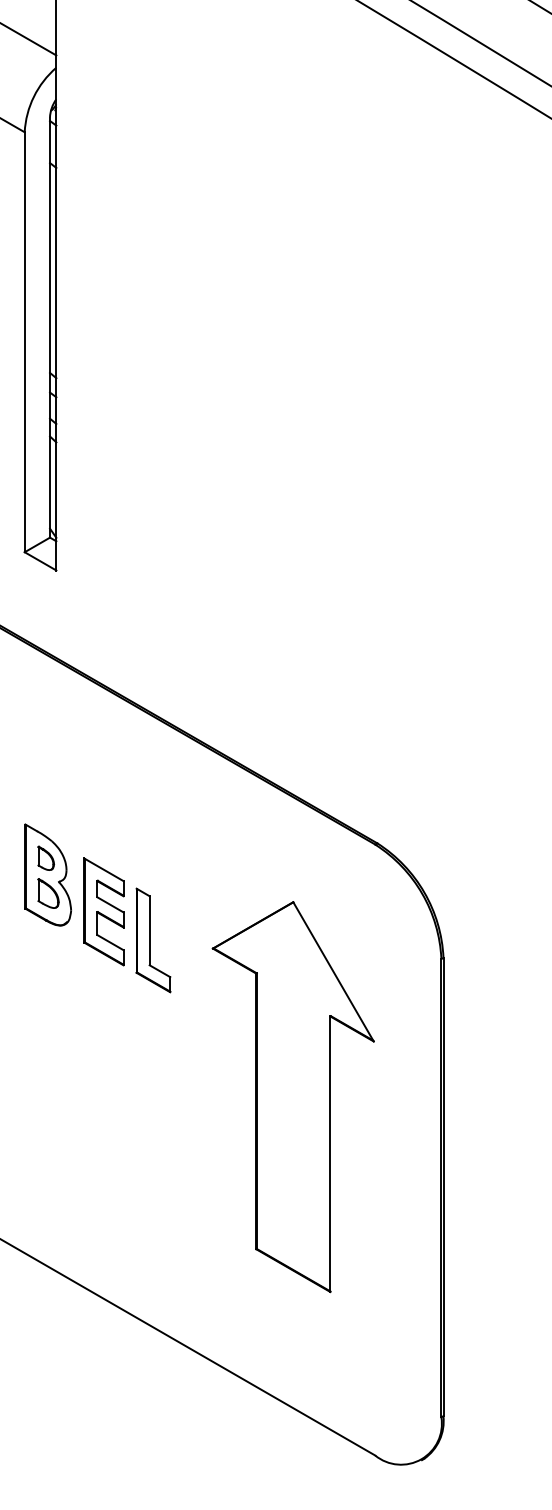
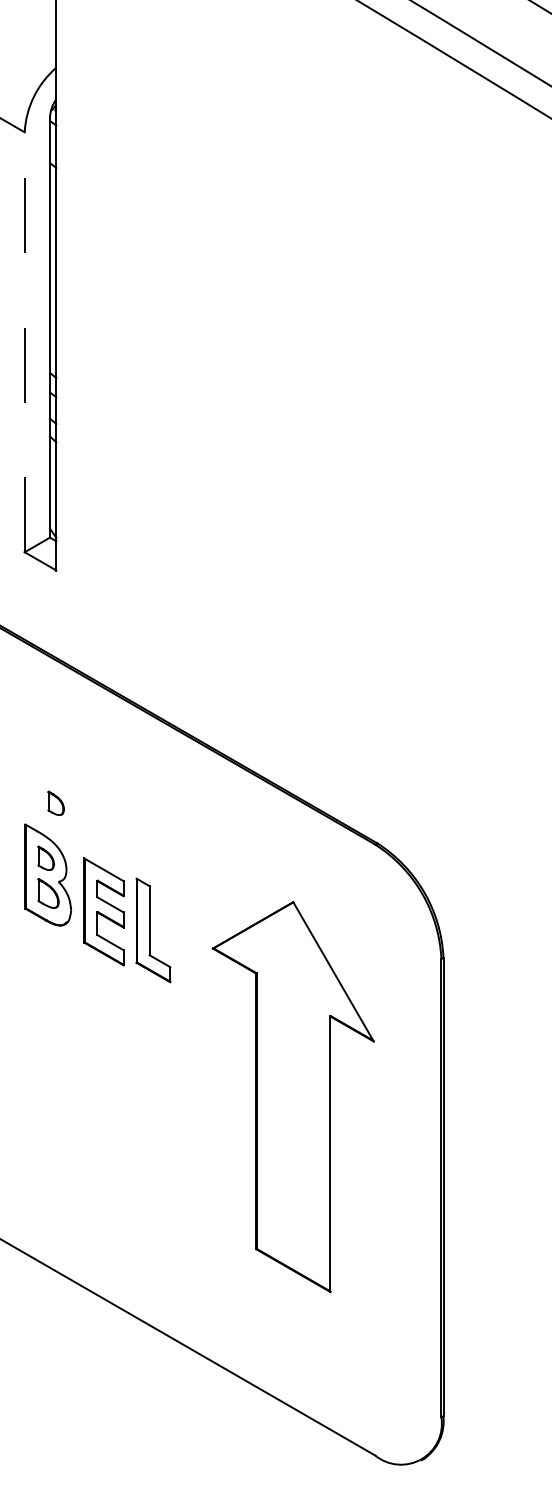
line: present -> none (29, 39)
line: solid -> dashed (24, 342)
part: none -> present (55, 802)
part position: (153, 940) -> (153, 930) (153, 930)
